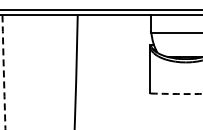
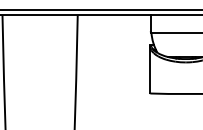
arc: dashed -> solid (3, 73)
arc: dashed -> solid (177, 93)
